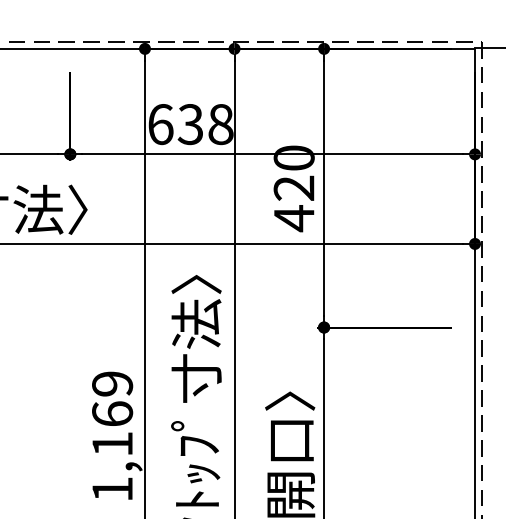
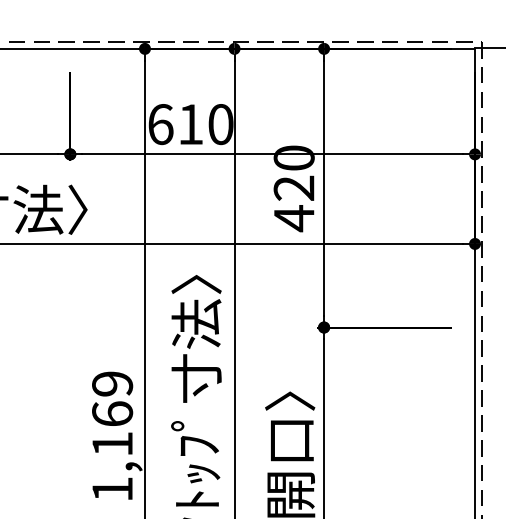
text: 638 -> 610 (205, 124)
